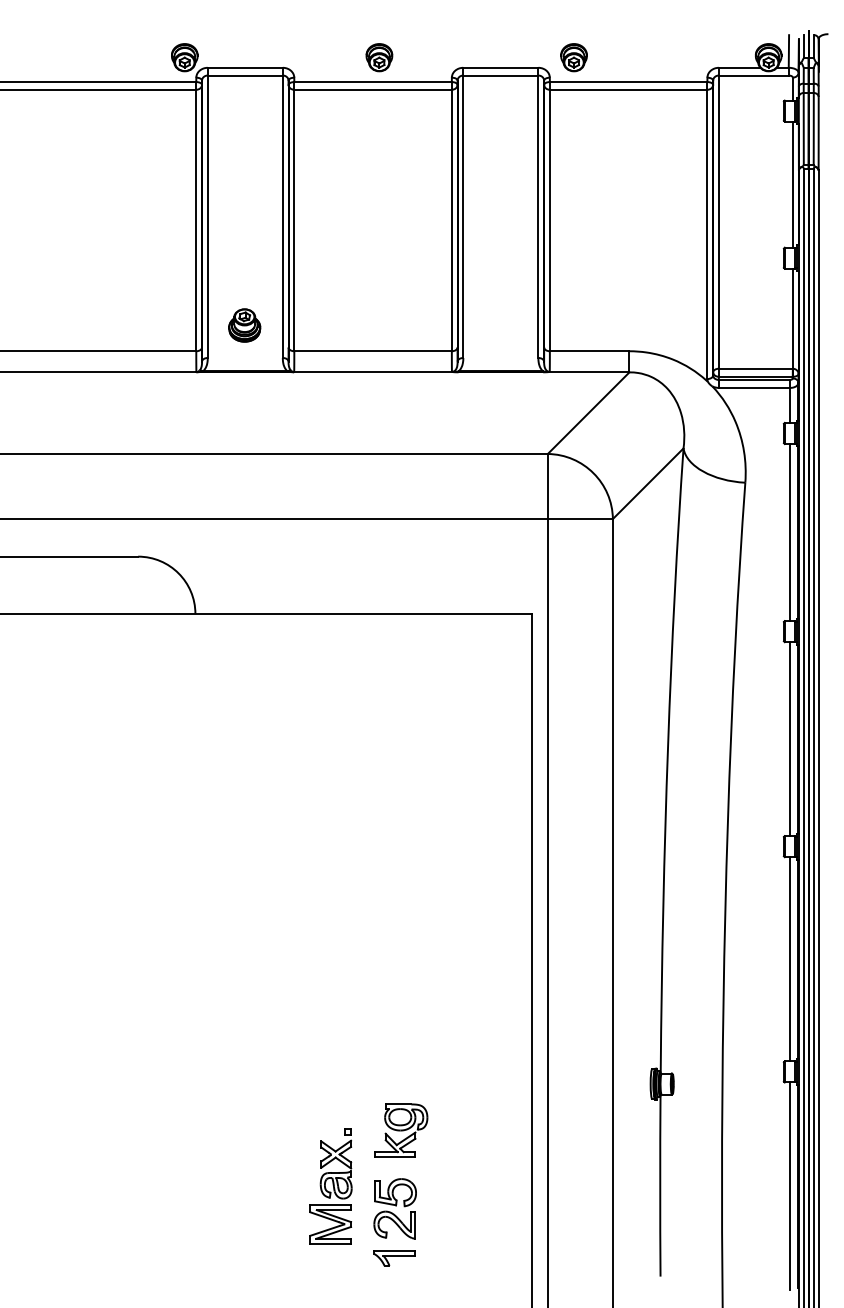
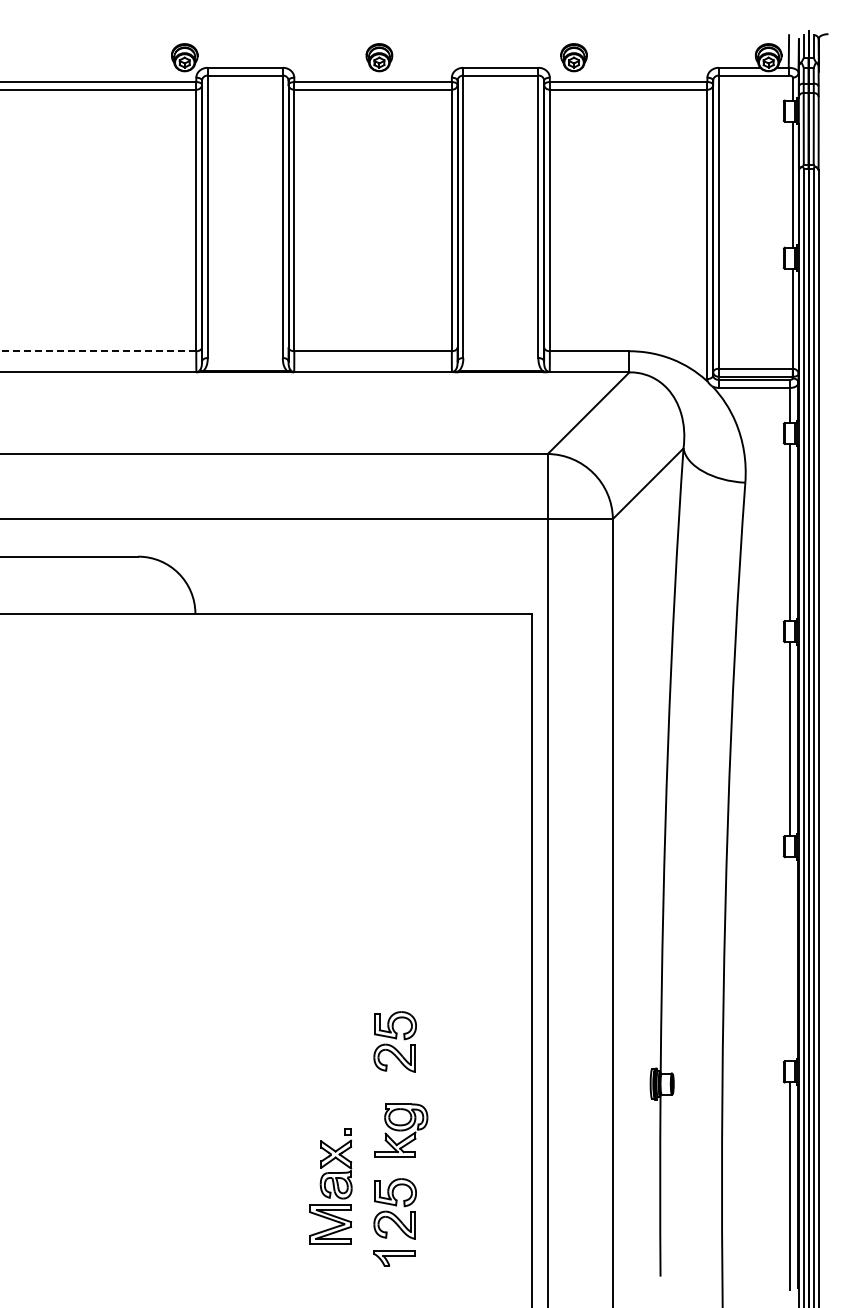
part: present -> none (244, 325)
line: solid -> dashed (98, 351)
line: present -> none (790, 959)
part: none -> present (394, 1041)
